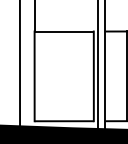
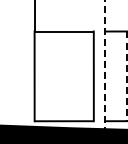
line: present -> none (19, 64)
line: present -> none (98, 65)
line: solid -> dashed (105, 65)
line: solid -> dashed (126, 76)
